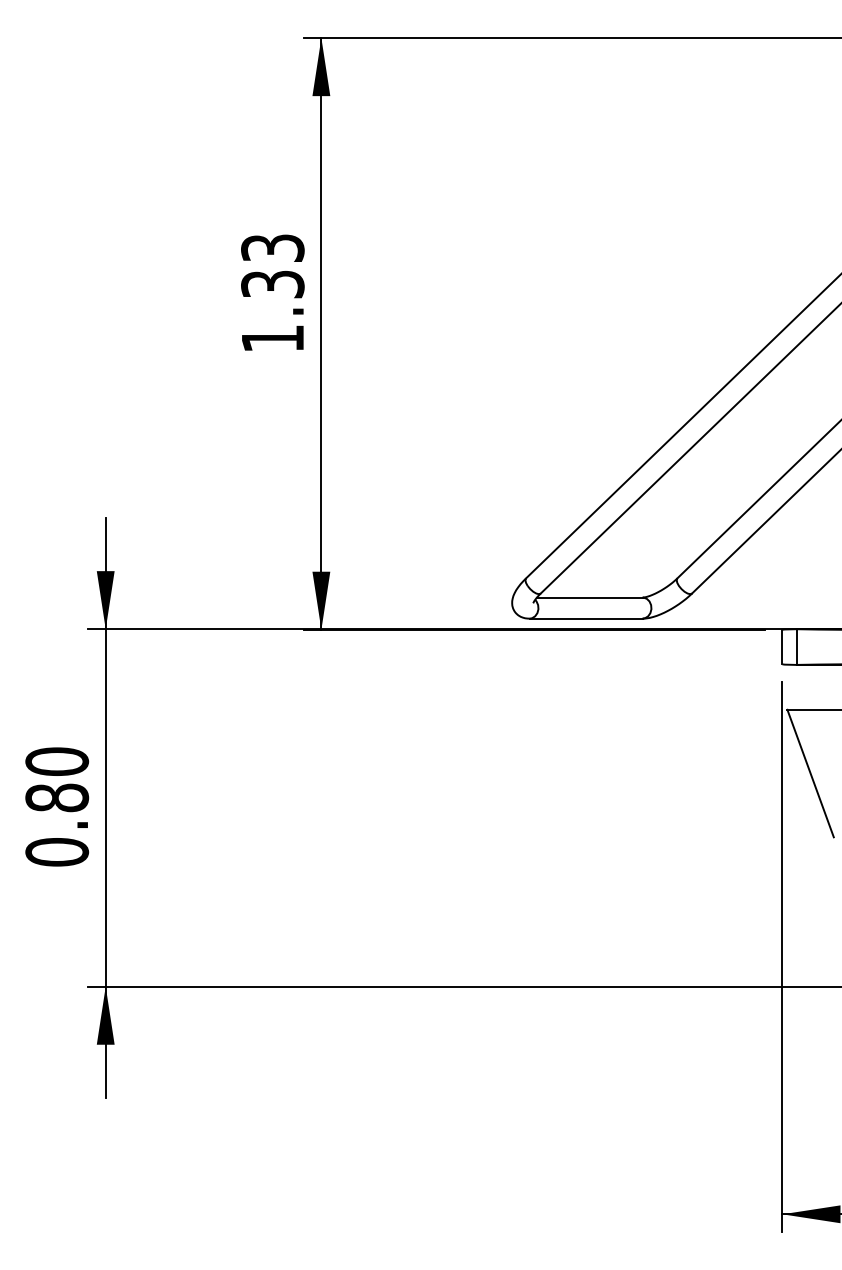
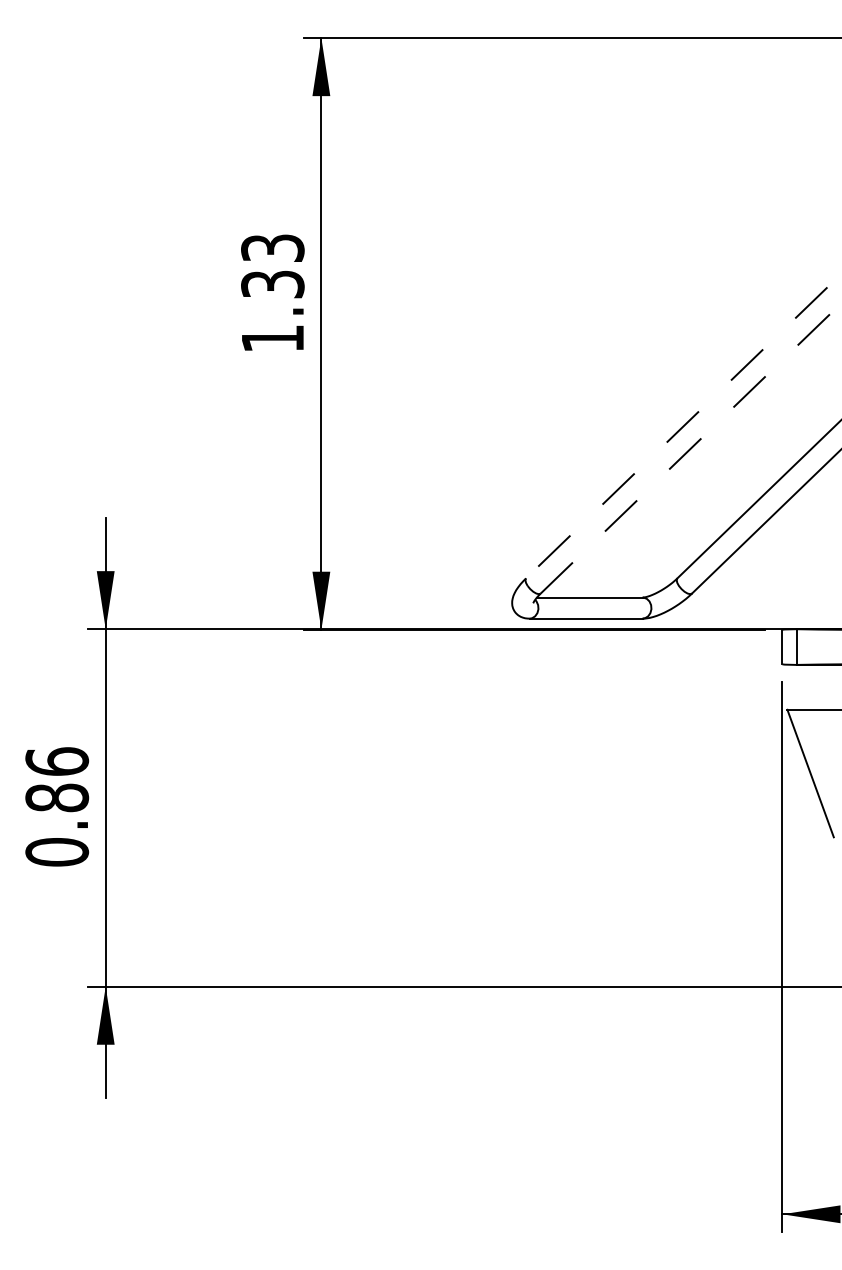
line: solid -> dashed (683, 426)
line: solid -> dashed (691, 447)
text: 0.80 -> 0.86 (56, 761)
